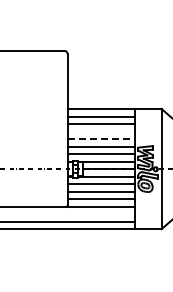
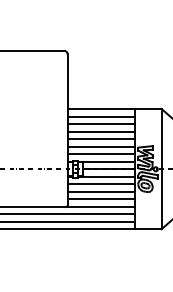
line: none -> present (100, 131)
line: dashed -> solid (101, 139)
line: none -> present (68, 214)
